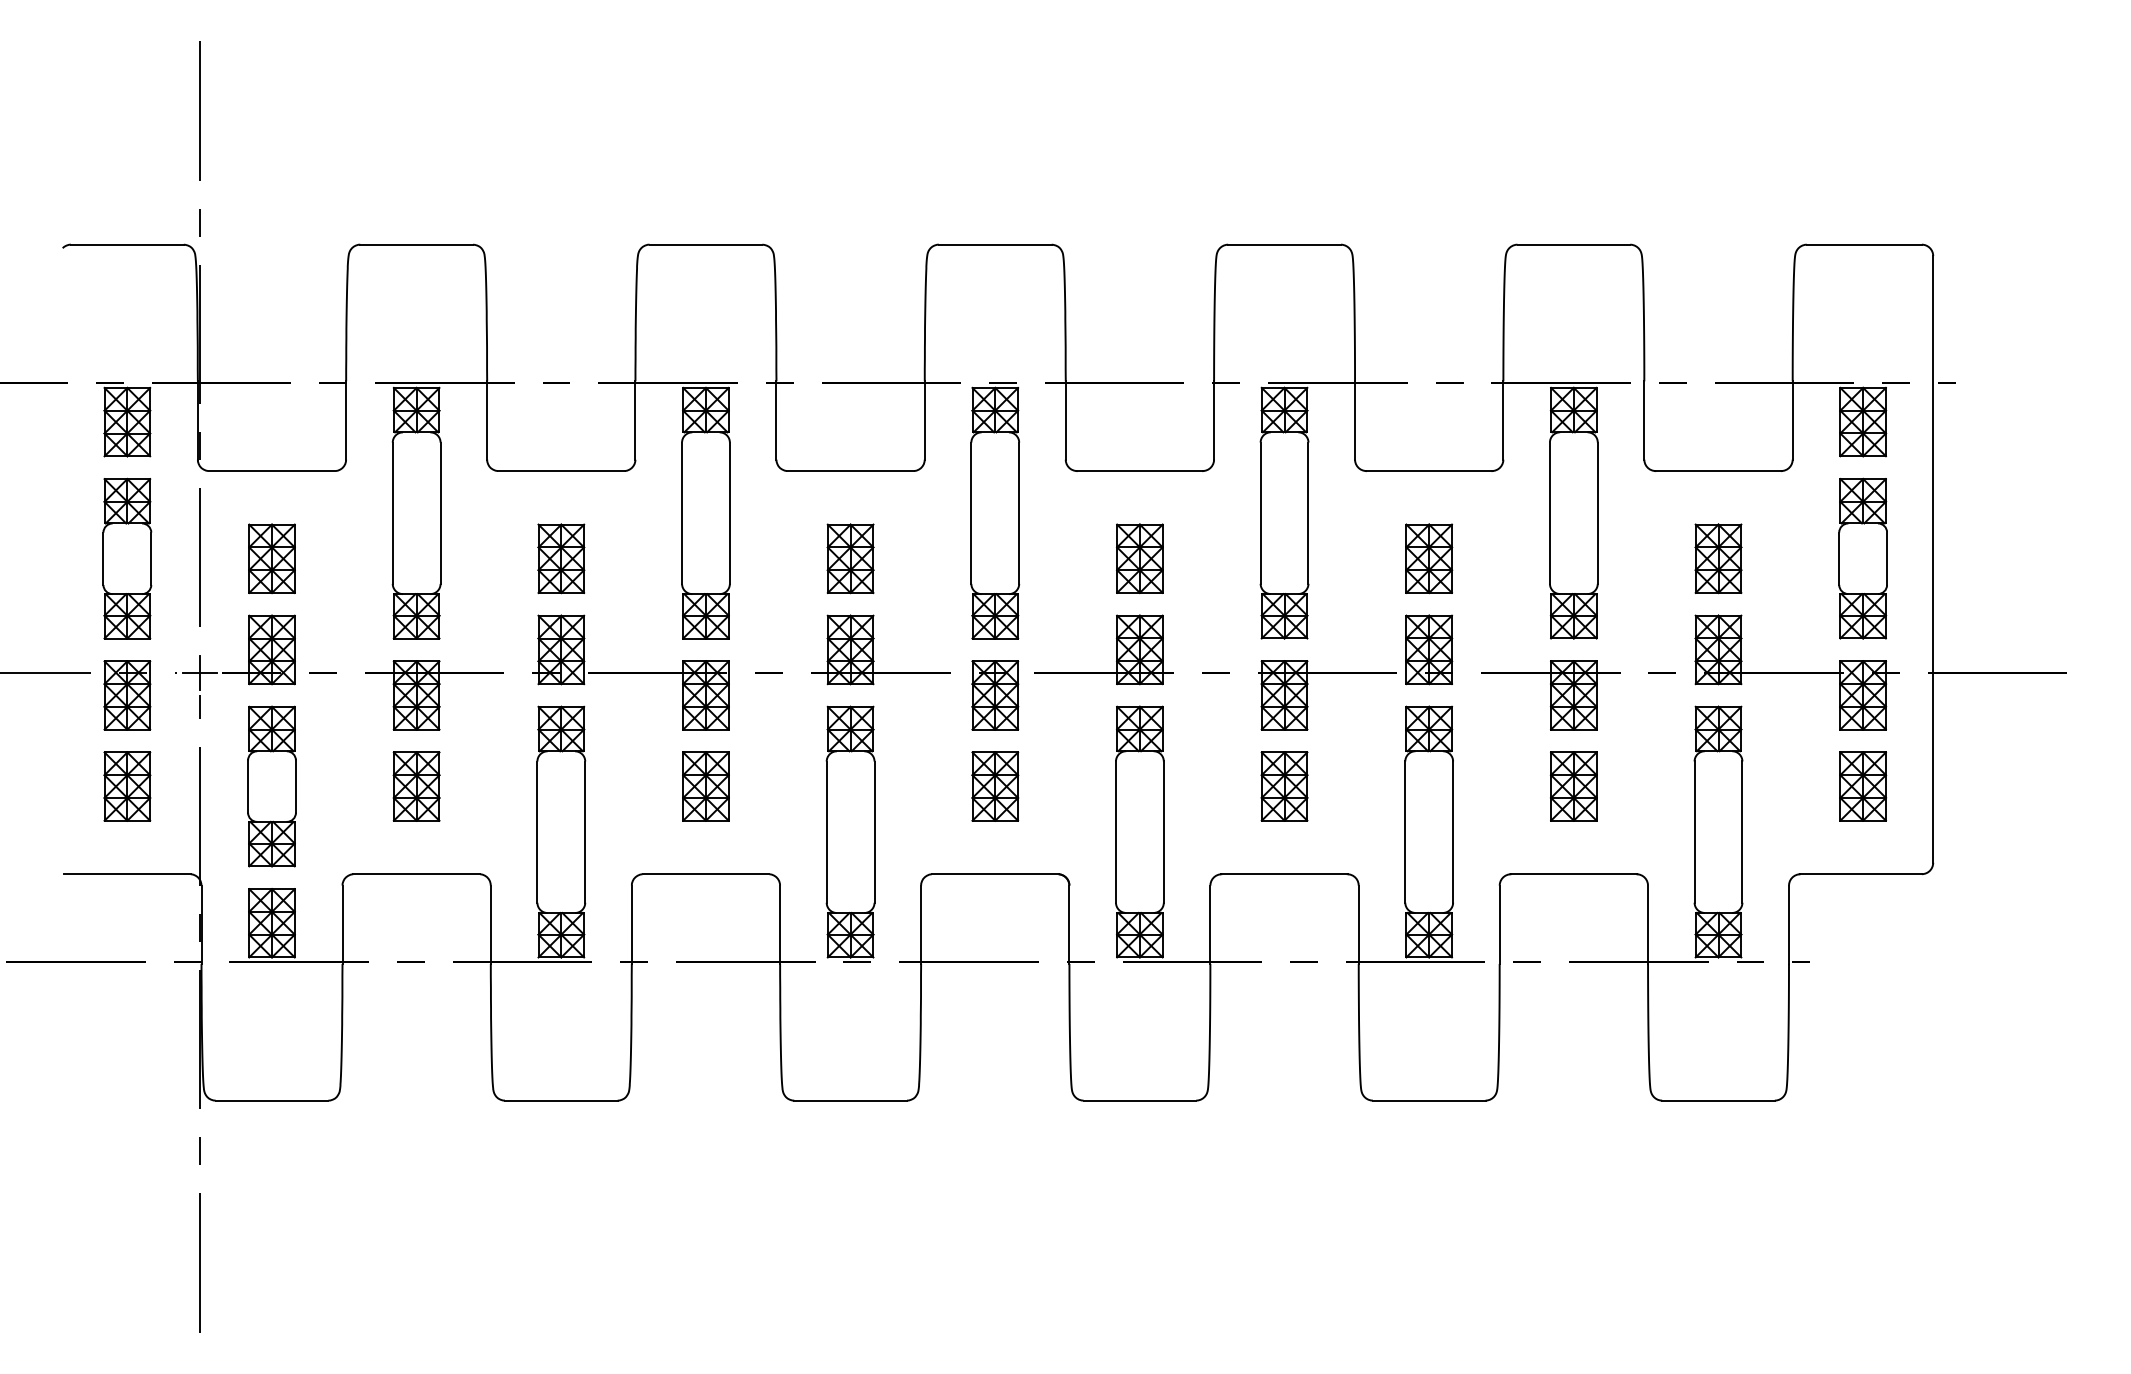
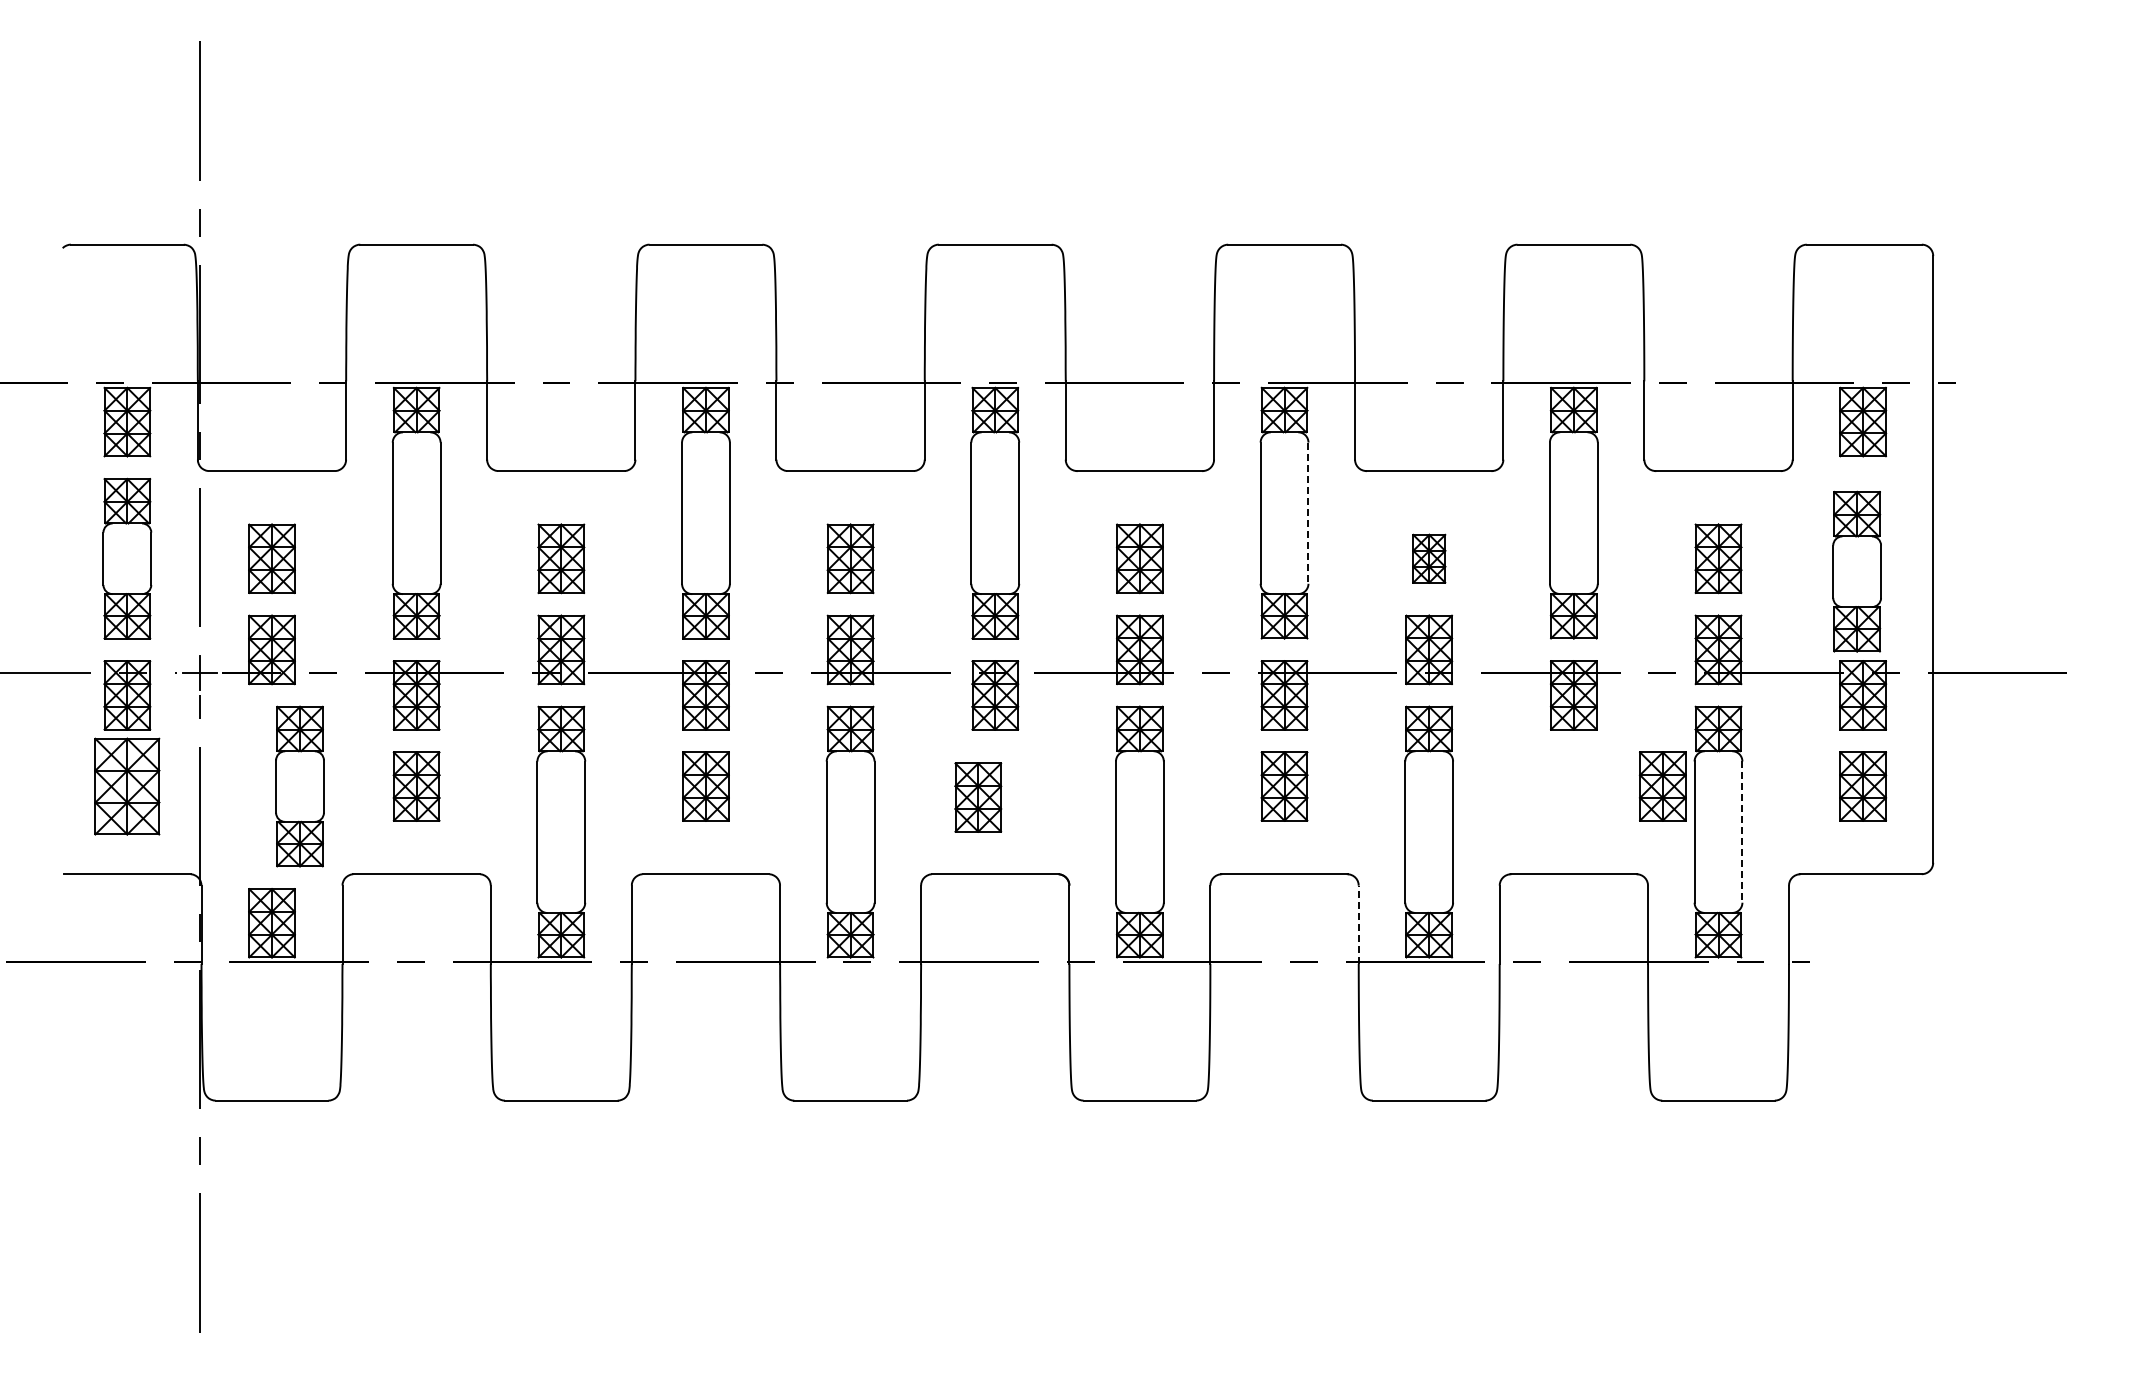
line: solid -> dashed (1308, 513)
part size: 49x72 px -> 35x51 px (1429, 558)
part position: (1862, 558) -> (1856, 571) (1856, 571)
part size: 49x71 px -> 67x99 px (127, 786)
part position: (271, 786) -> (299, 786) (299, 786)
part position: (995, 786) -> (978, 797) (978, 797)
part position: (1573, 786) -> (1662, 786) (1662, 786)
line: solid -> dashed (1742, 832)
line: solid -> dashed (1358, 924)
